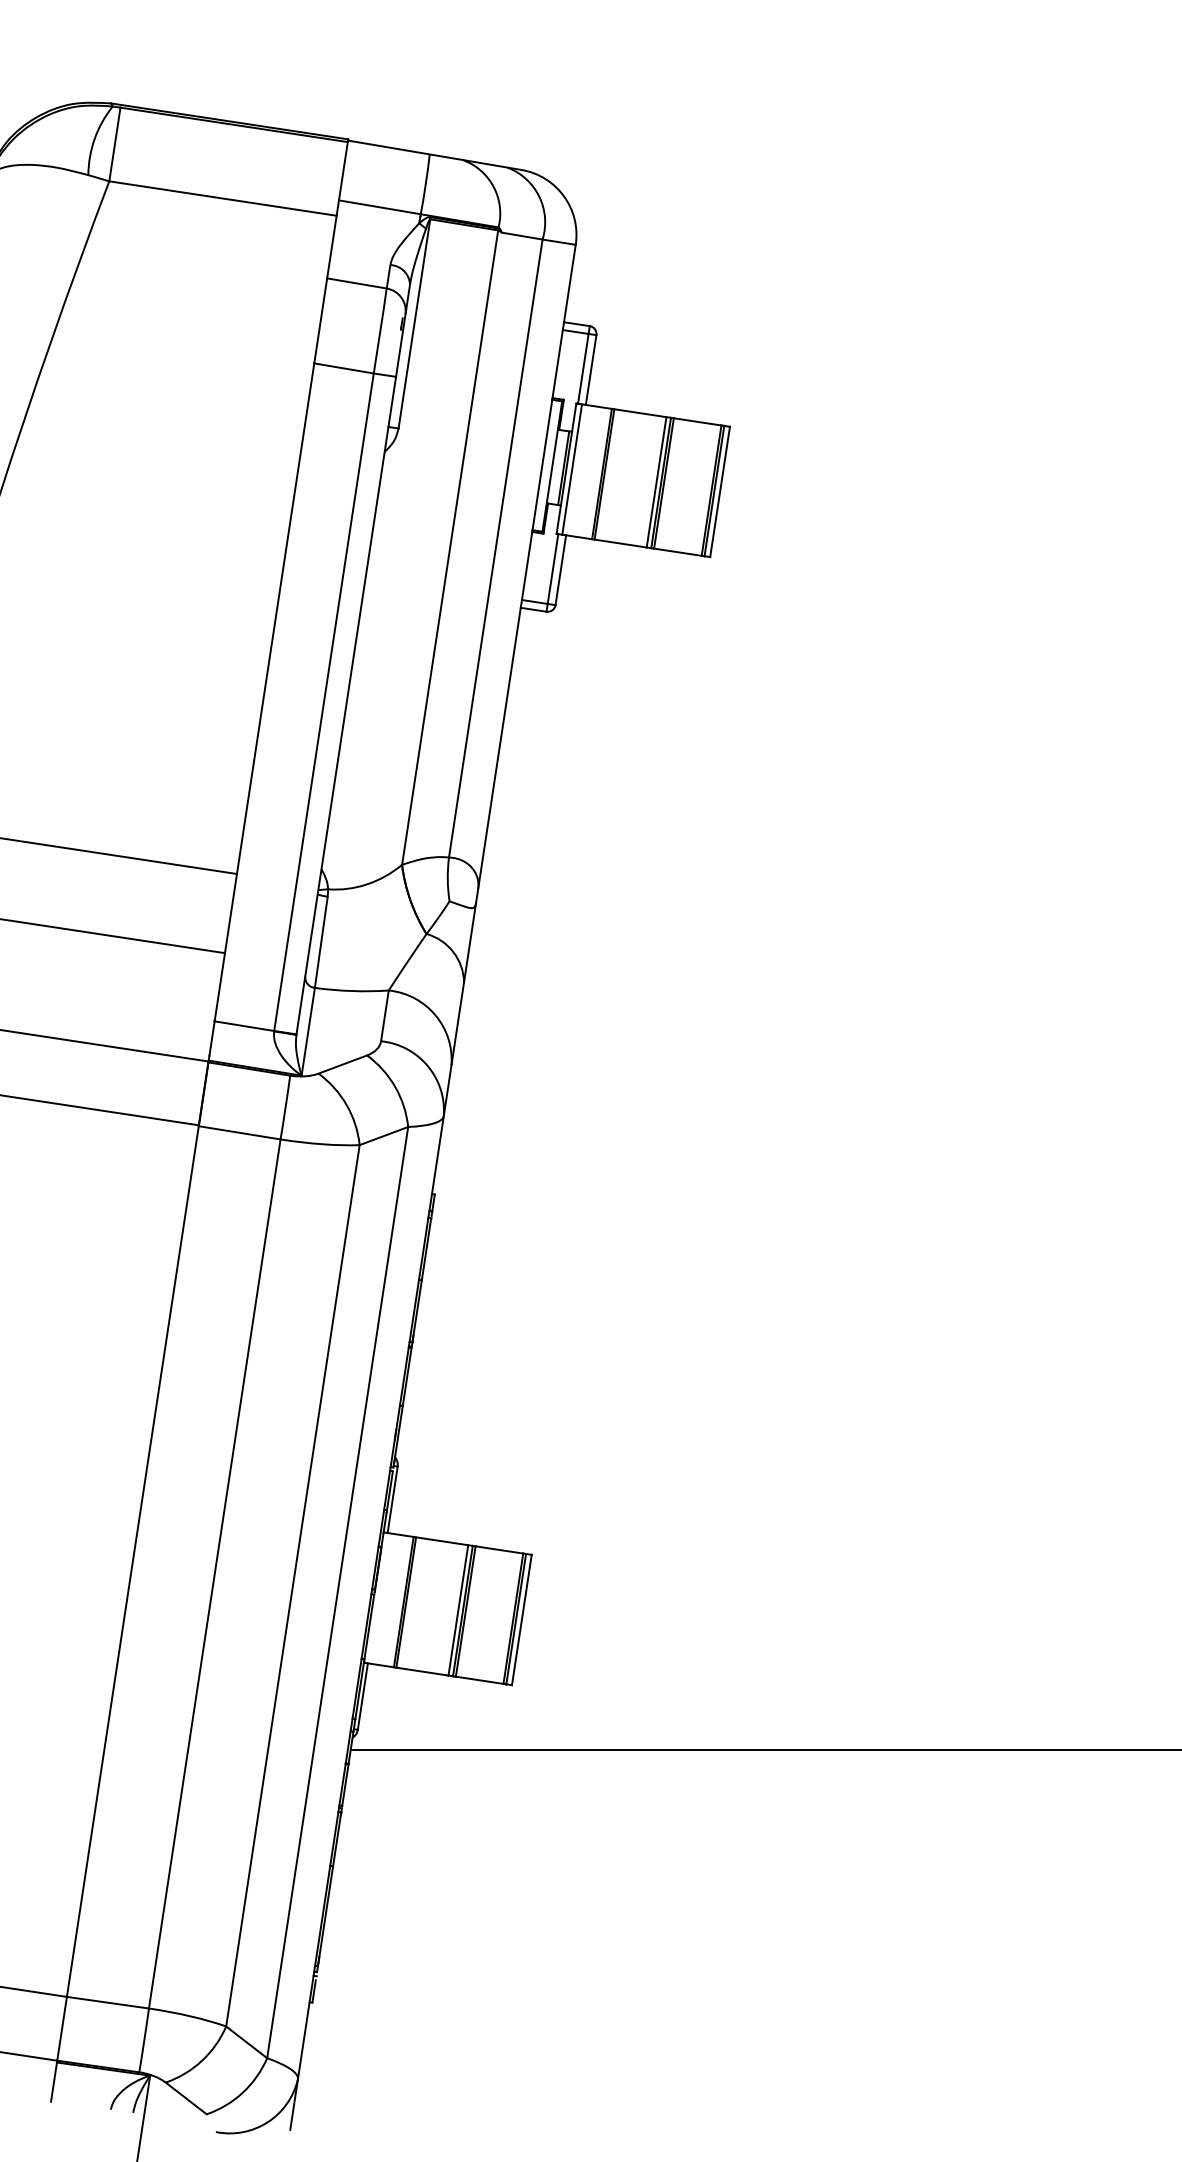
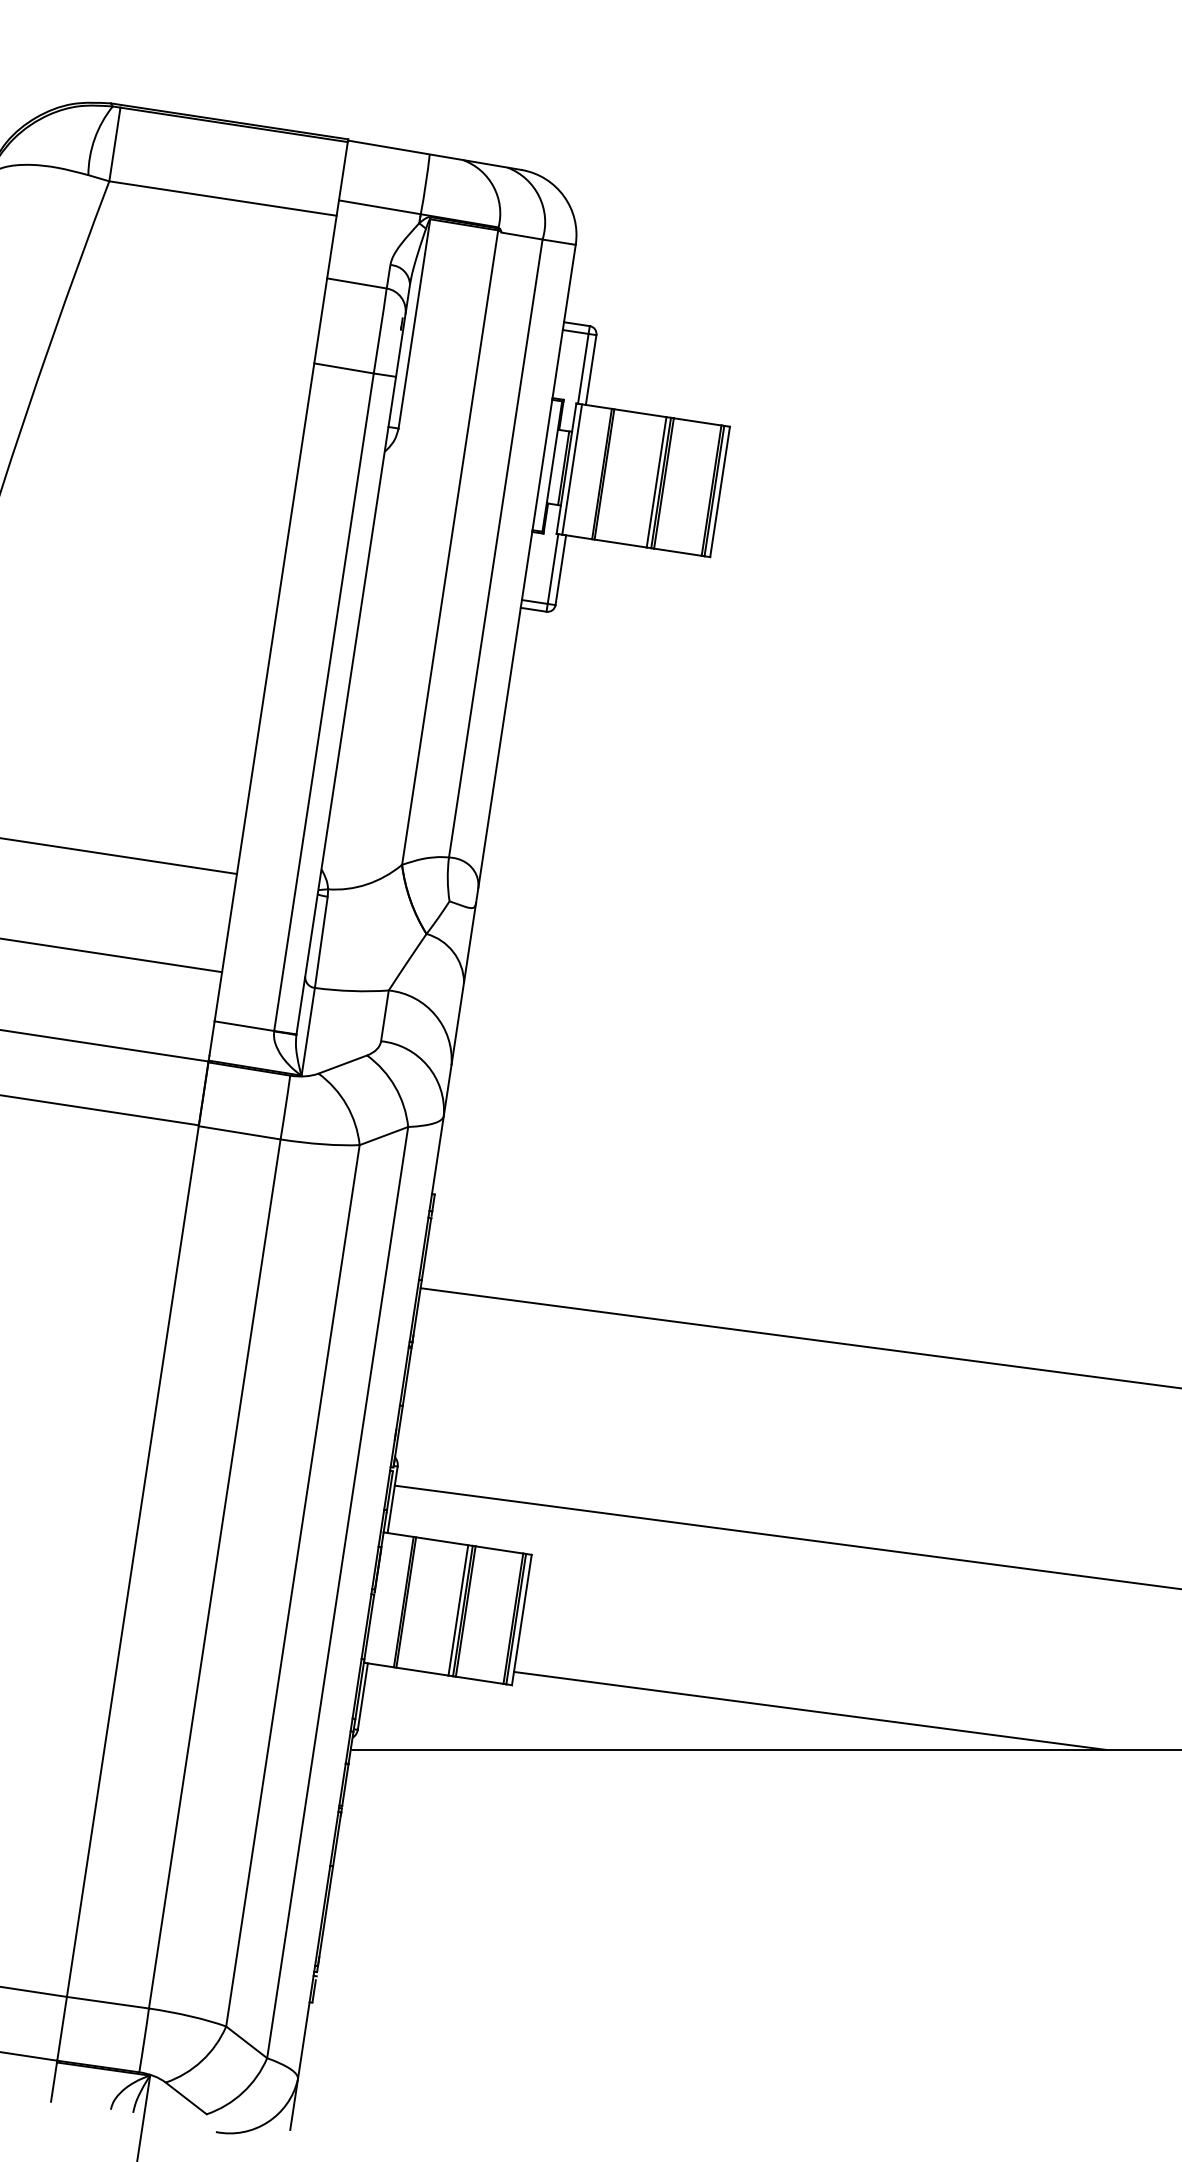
line position: (113, 936) -> (112, 955) (112, 955)
line: none -> present (799, 1337)
line: none -> present (786, 1536)
line: none -> present (809, 1710)
